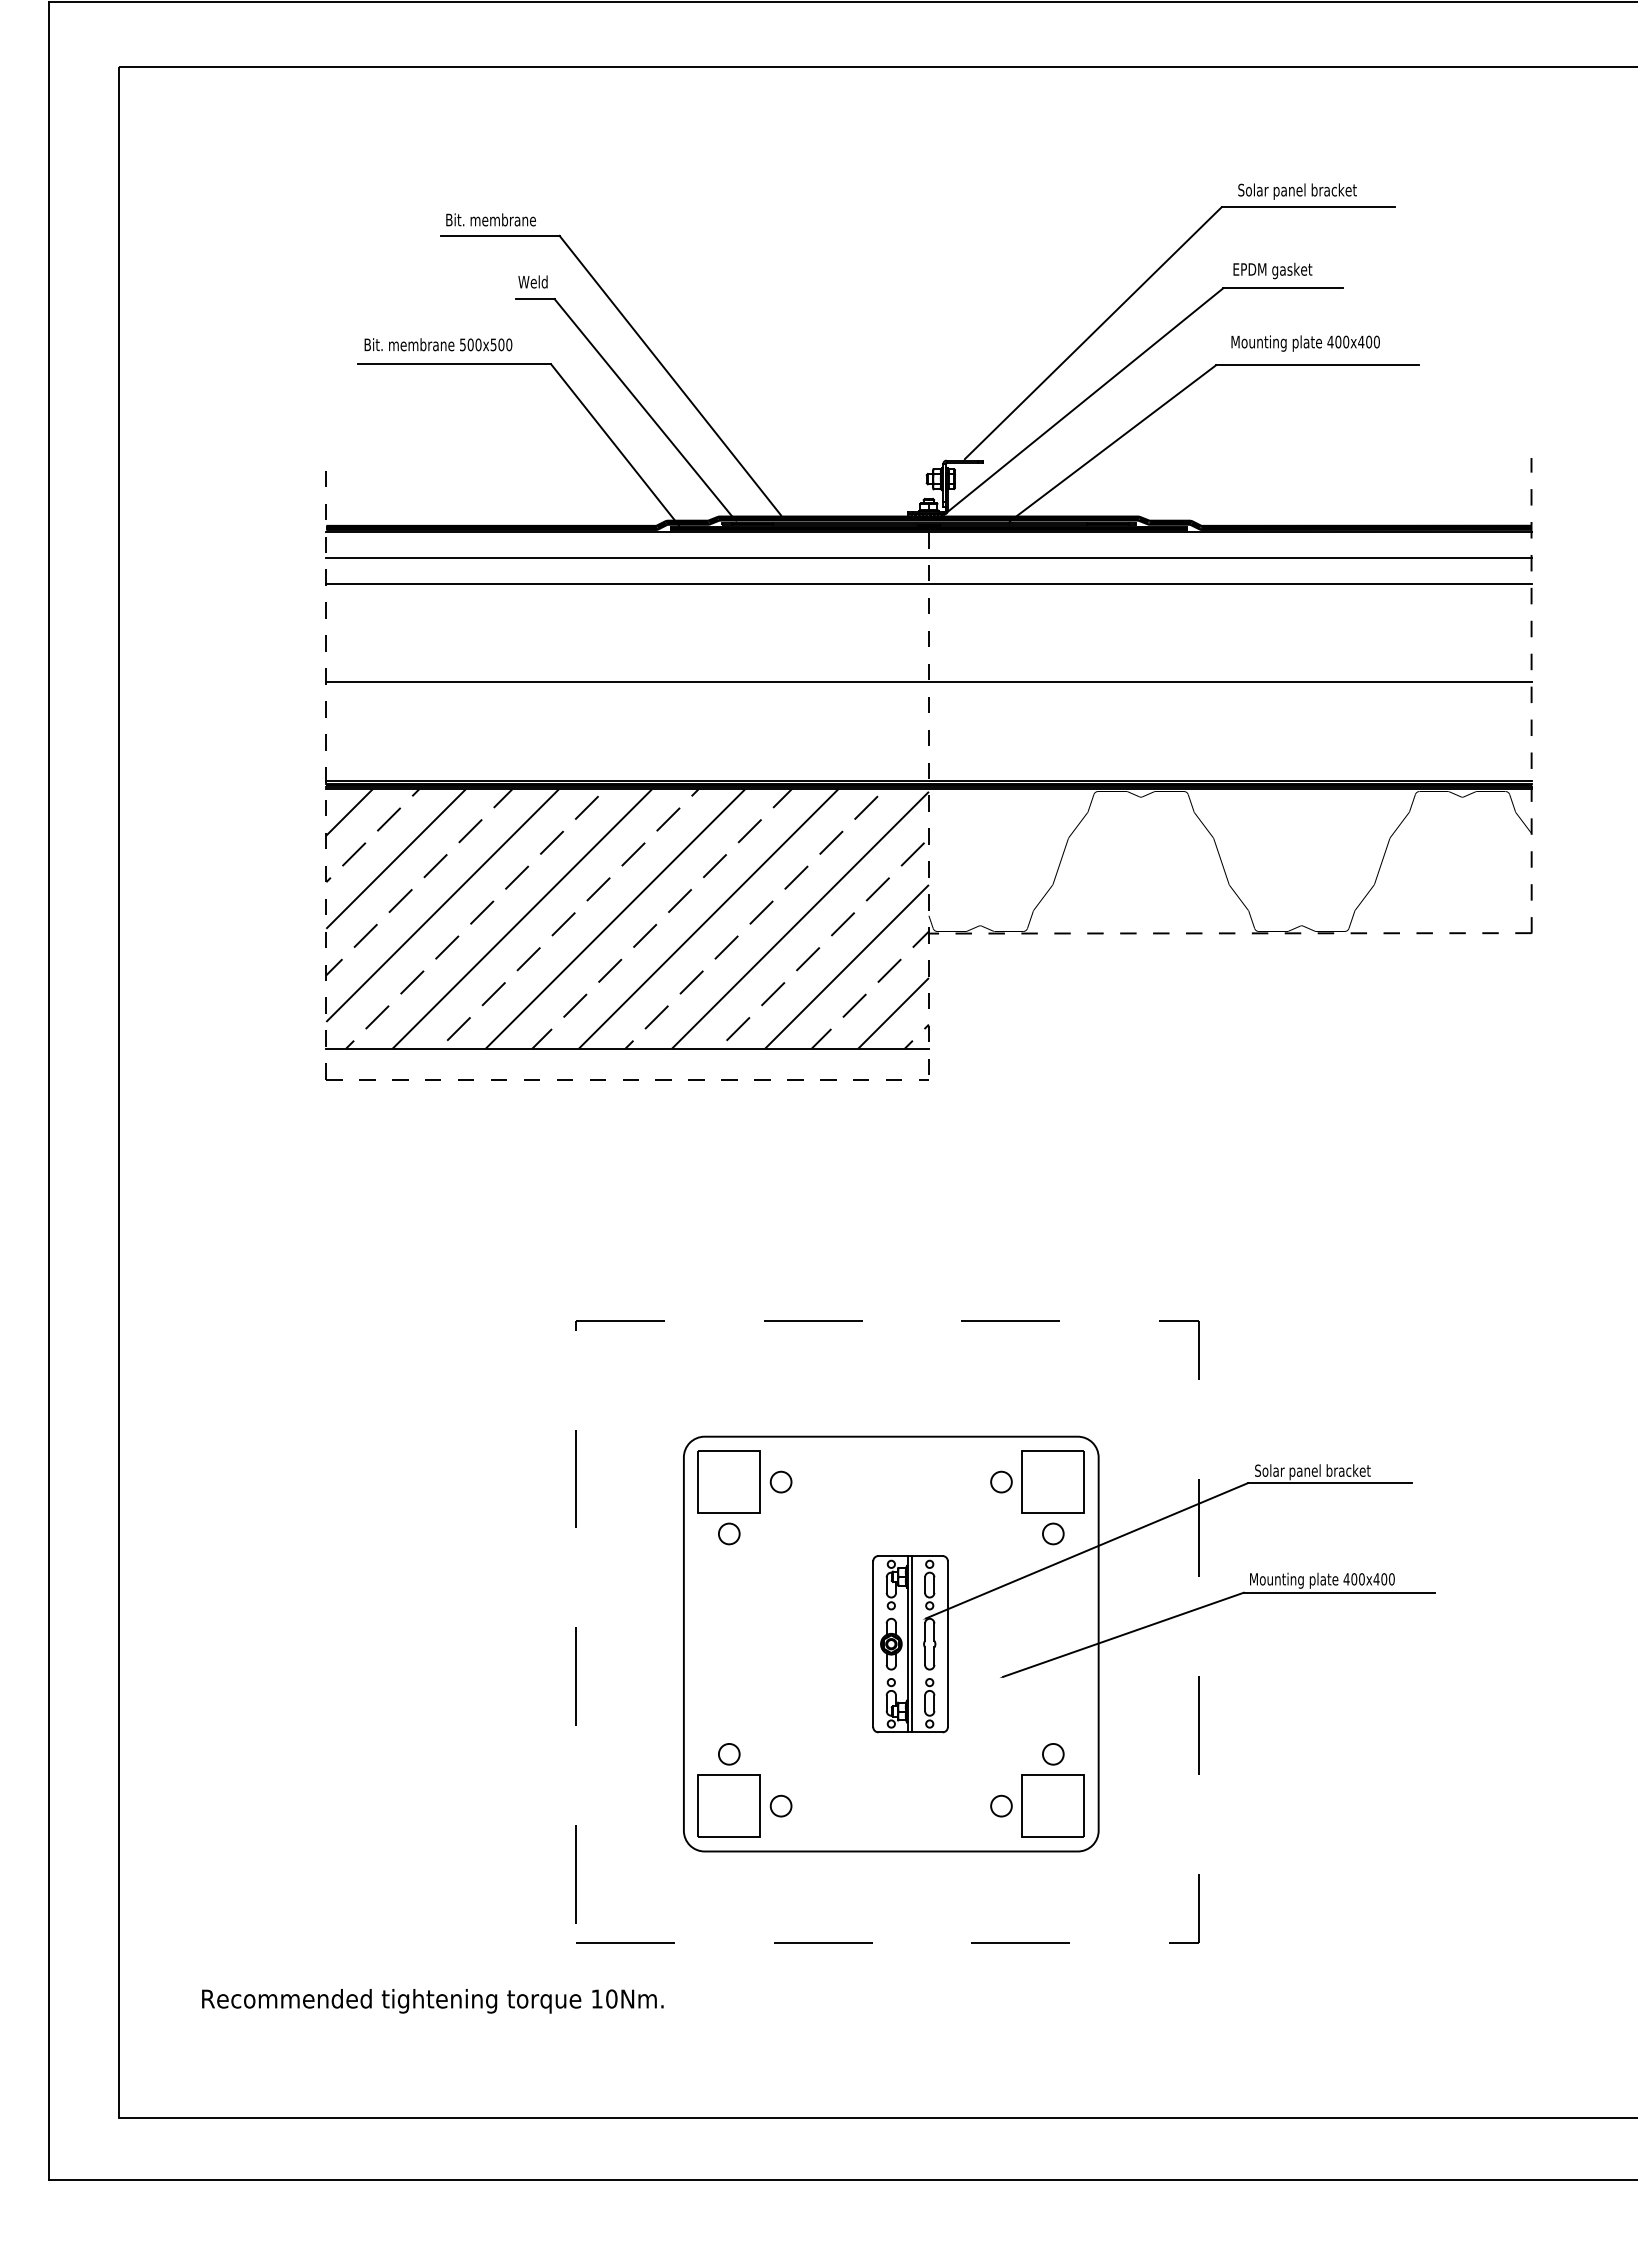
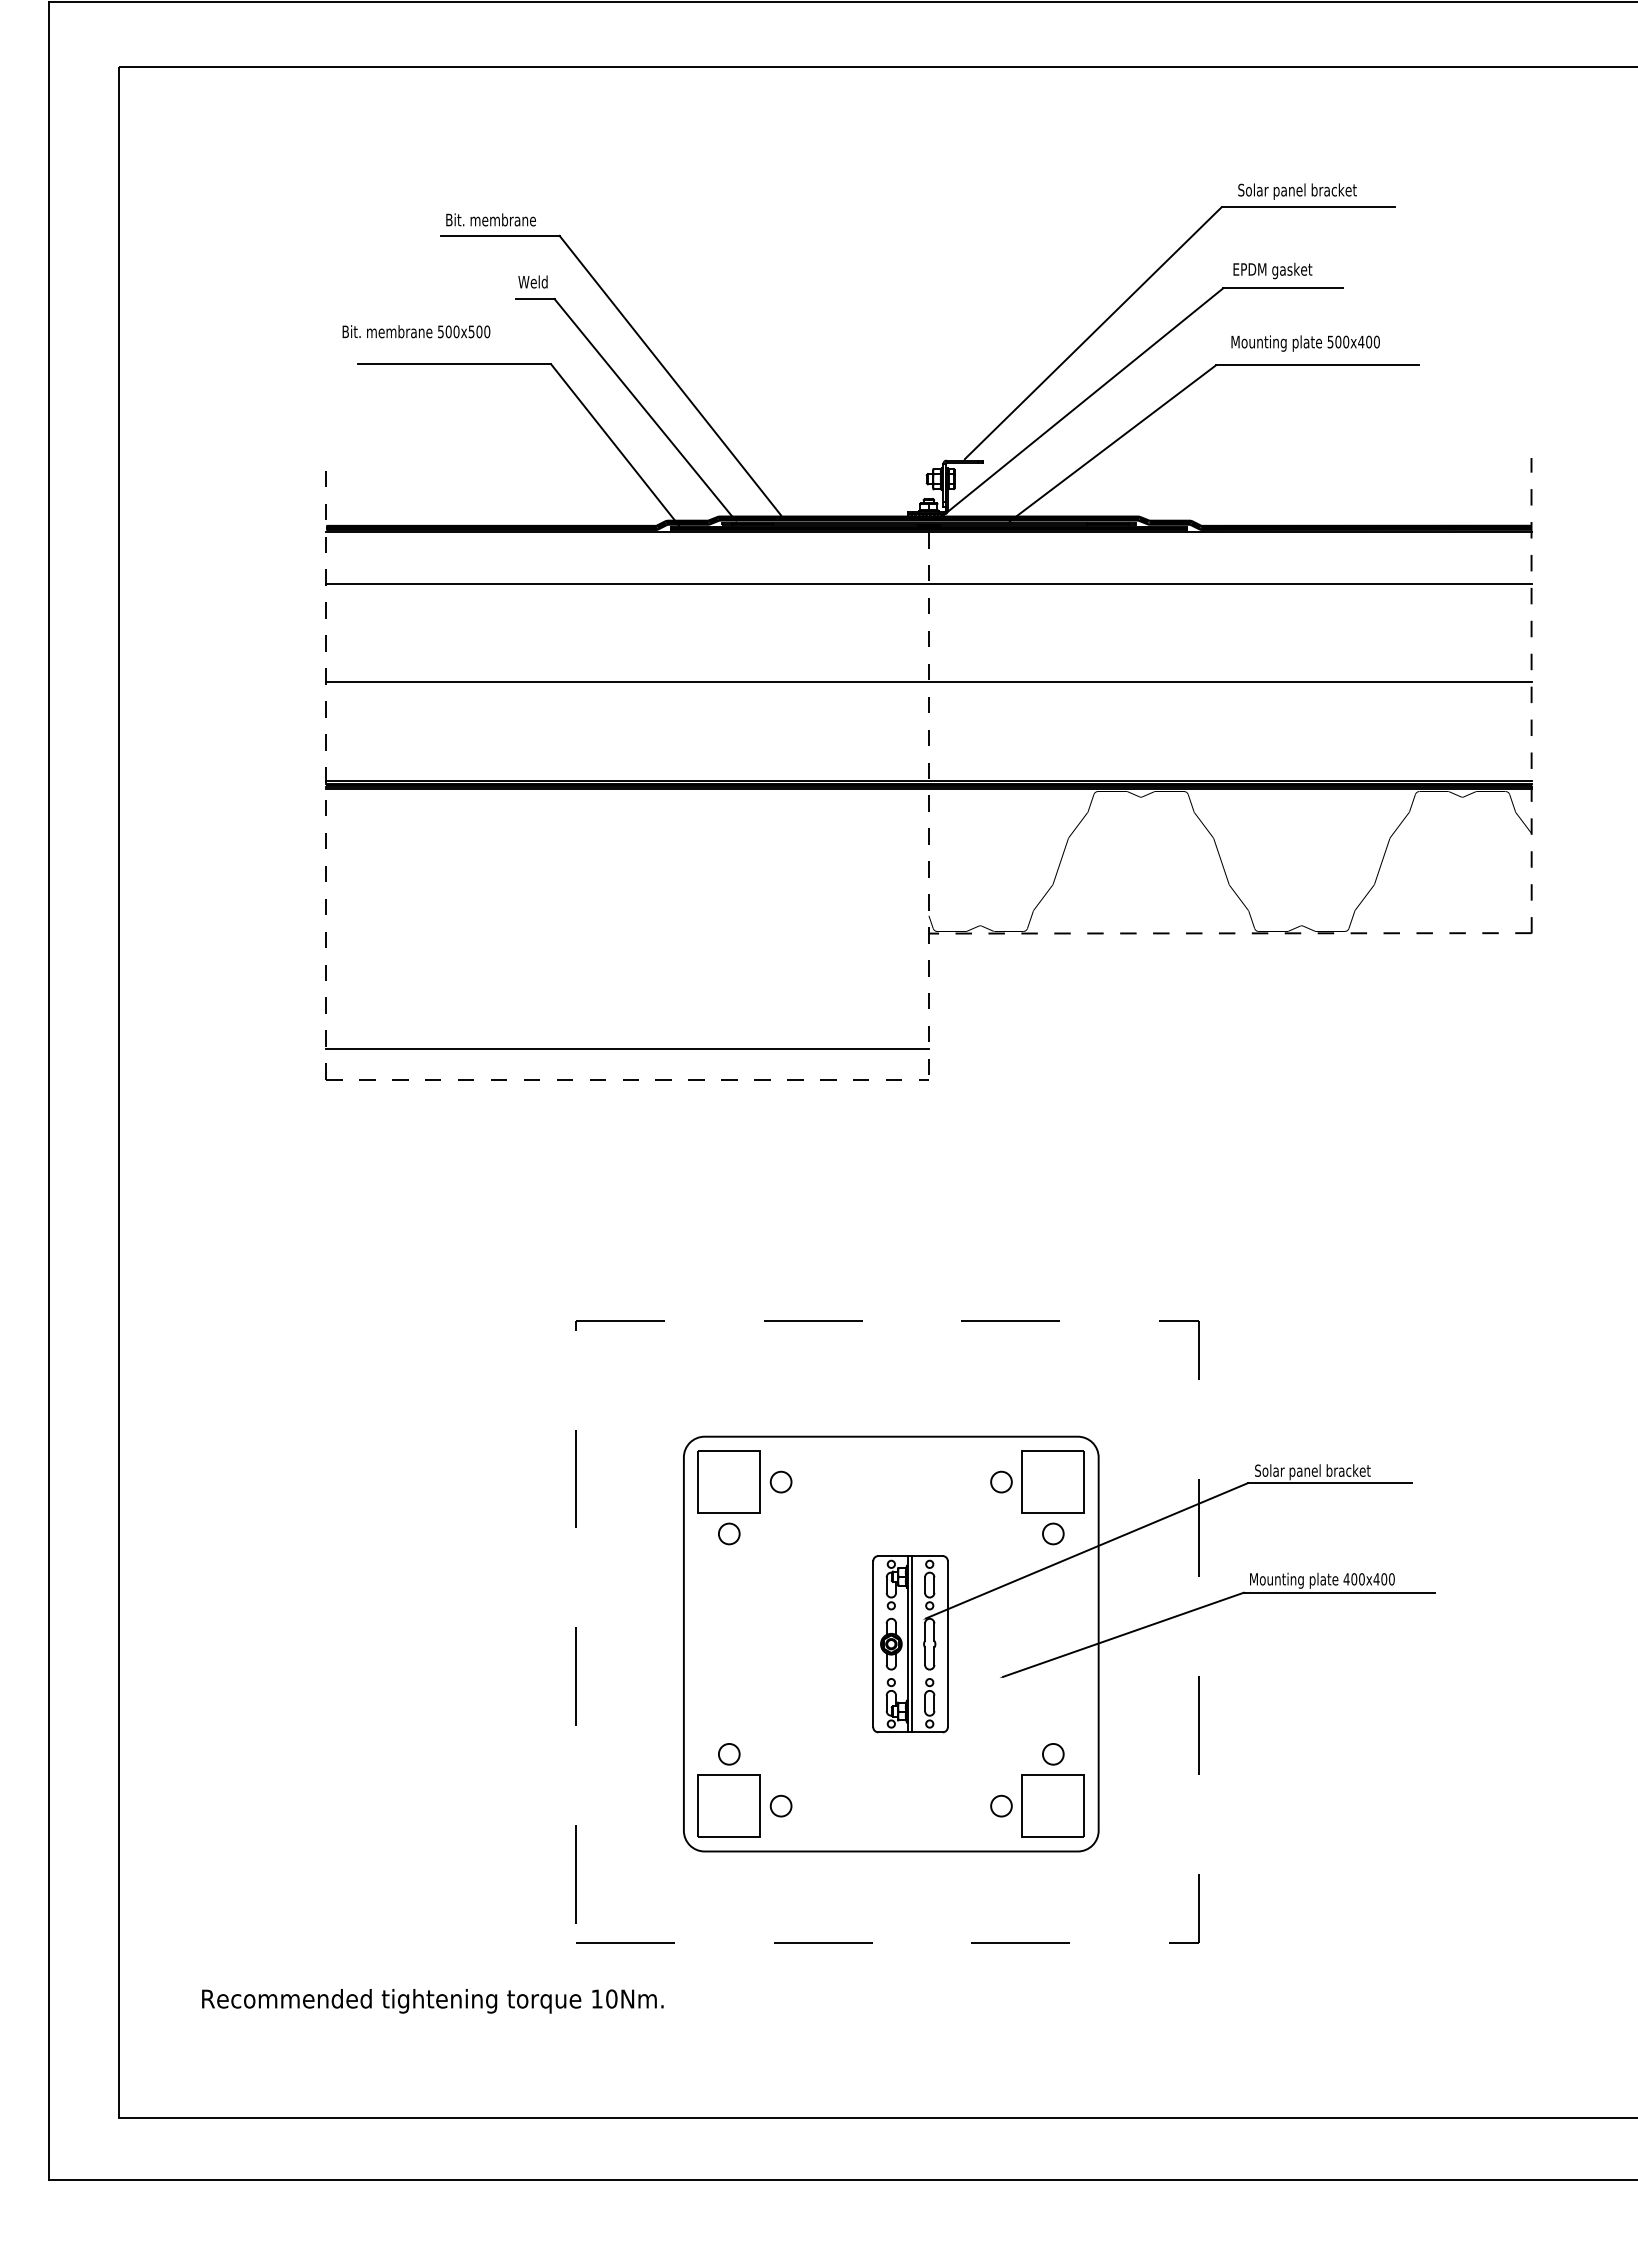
text: 400x400 -> 500x400 (1330, 341)
text position: (438, 344) -> (416, 331) (416, 331)
line: present -> none (928, 557)
hatch: present -> none (627, 918)
